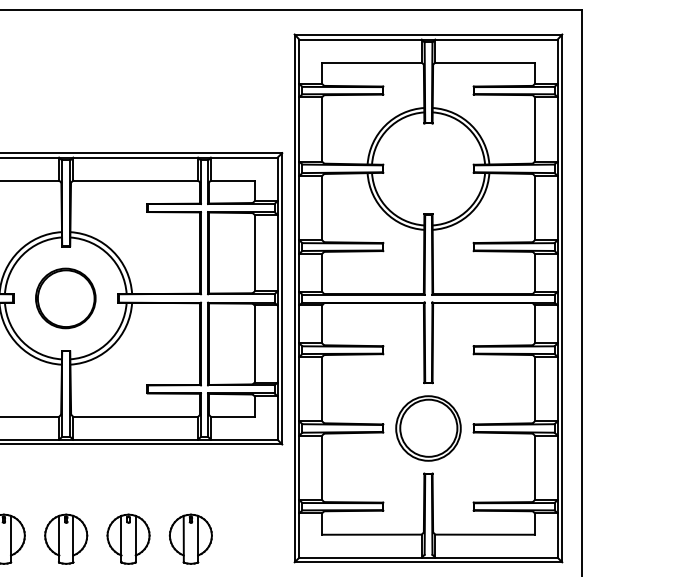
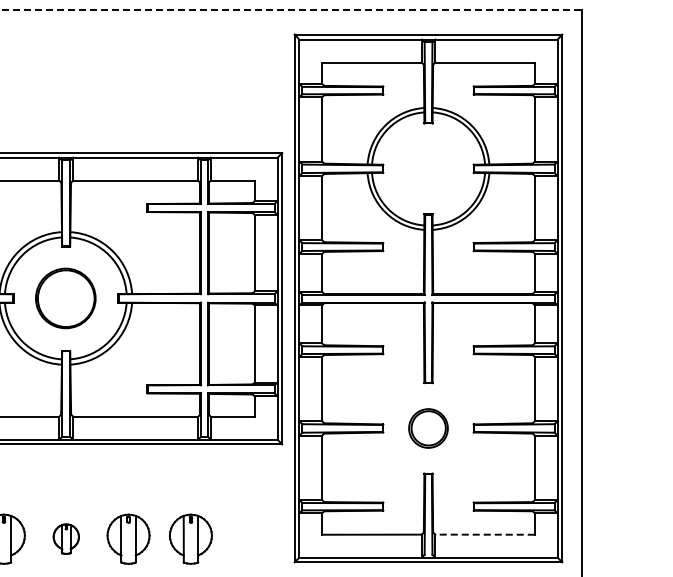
line: solid -> dashed (291, 9)
part size: 67x67 px -> 41x41 px (428, 428)
line: solid -> dashed (485, 534)
part size: 45x52 px -> 28x32 px (65, 538)
